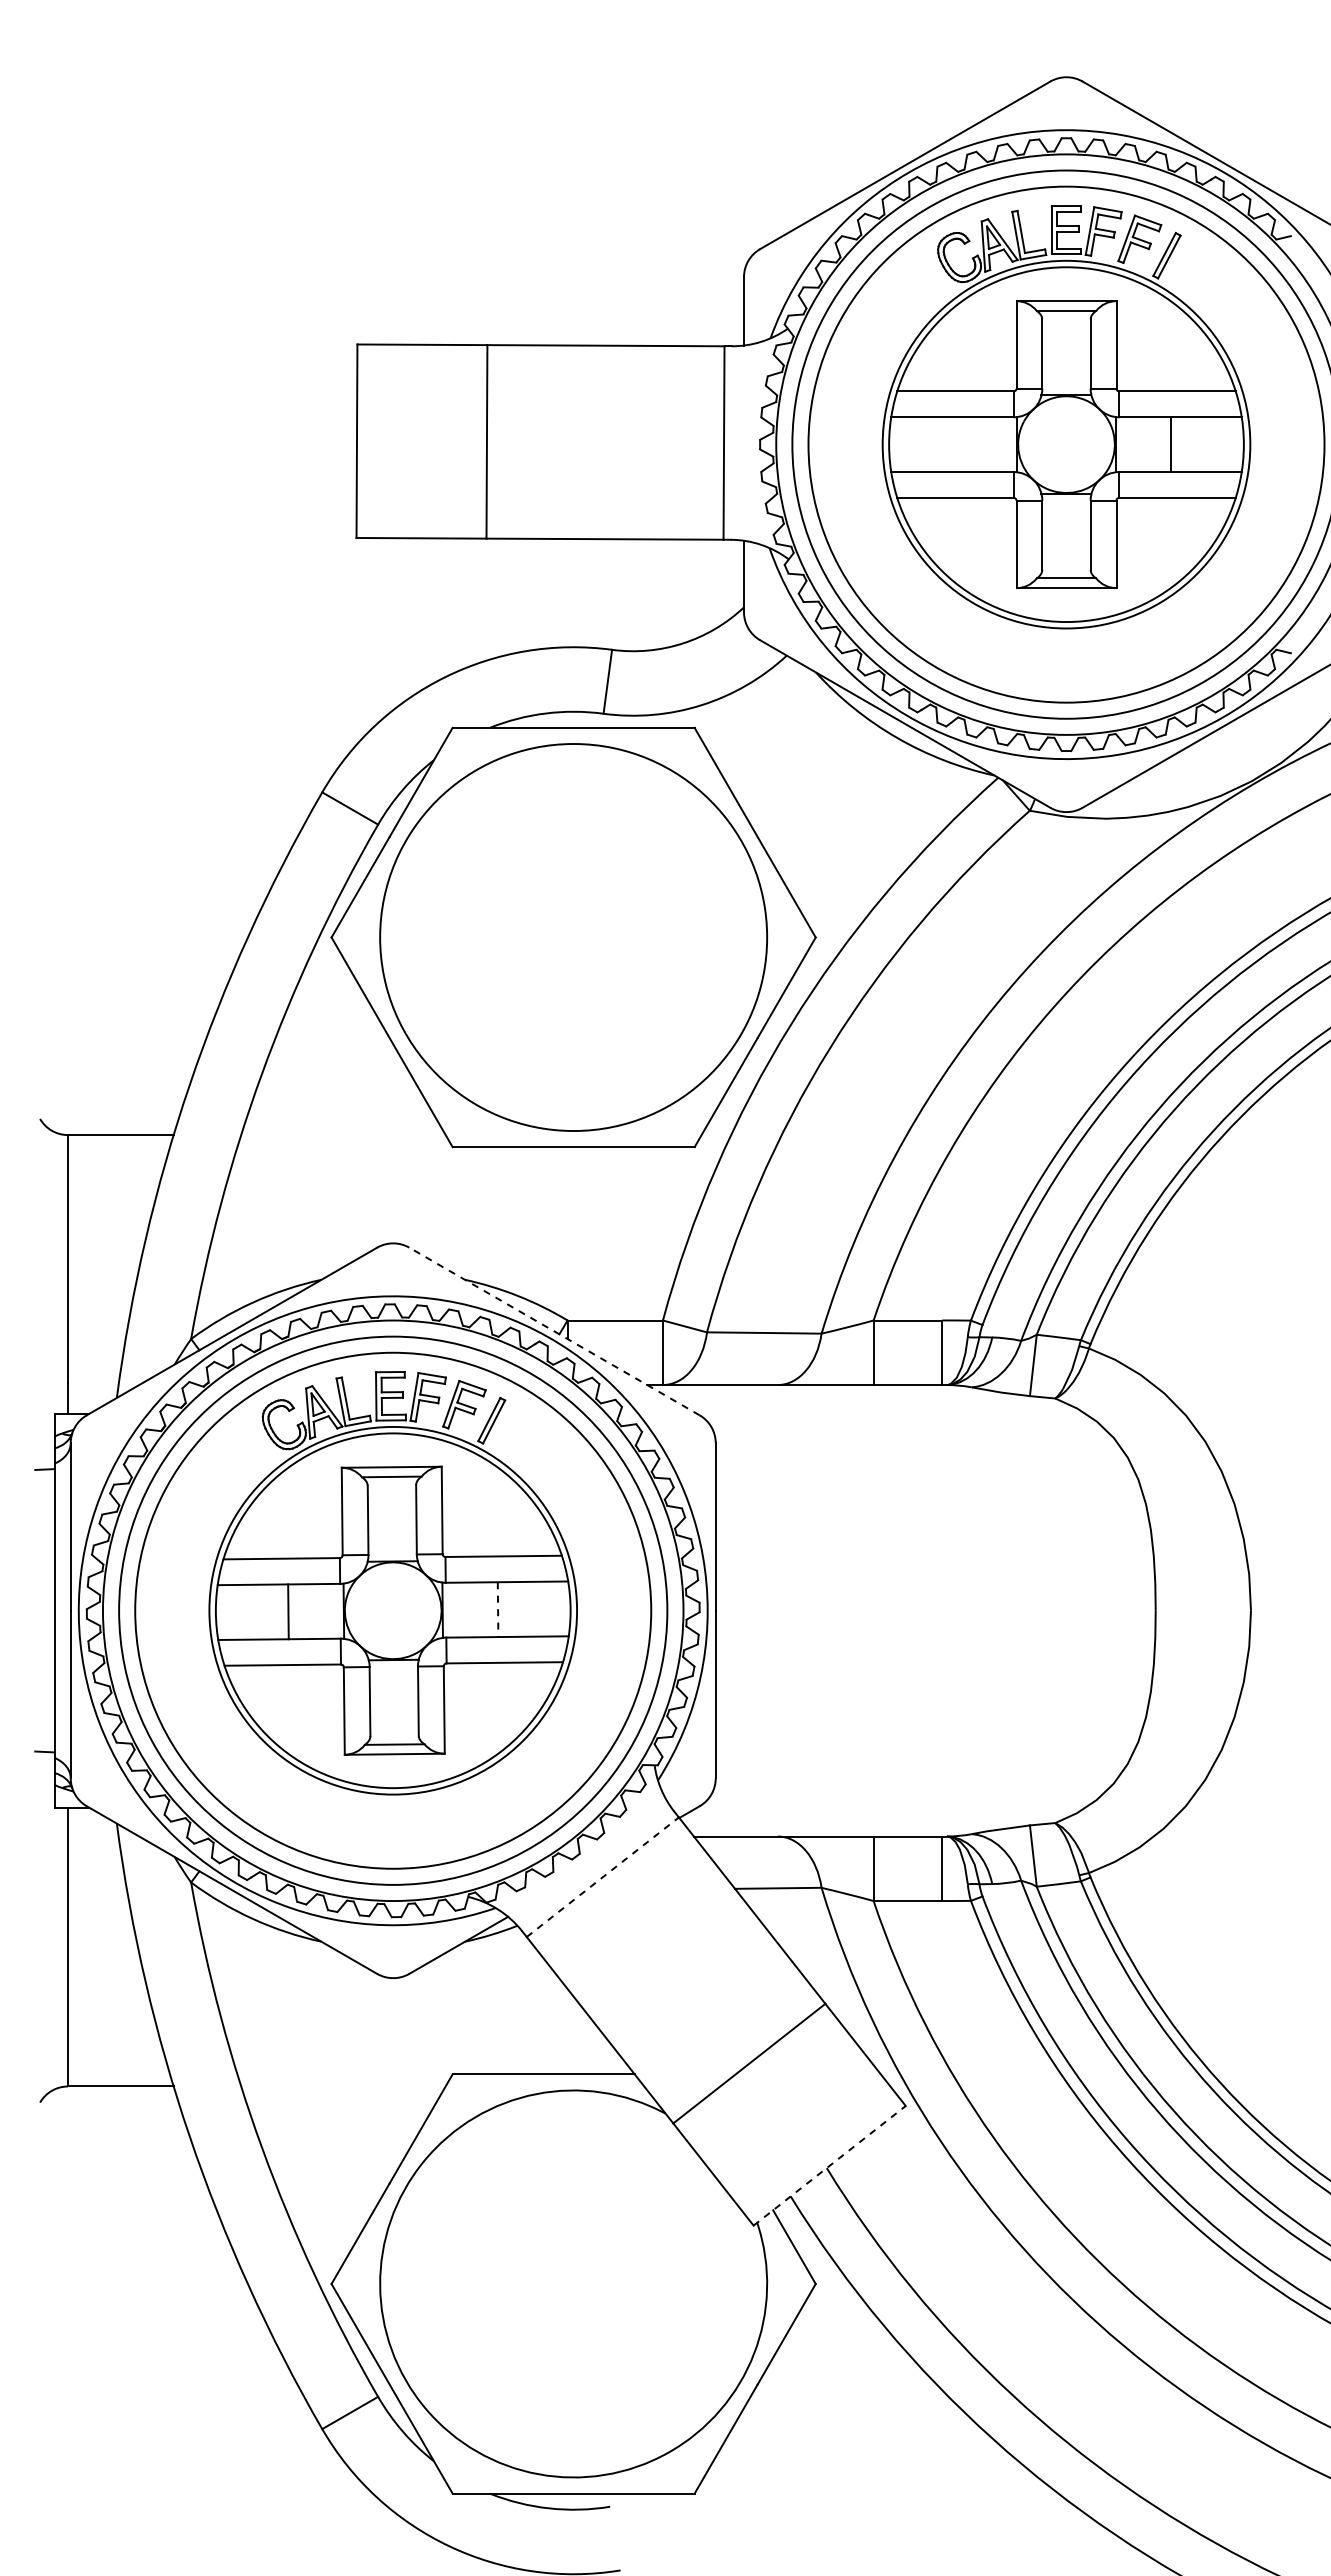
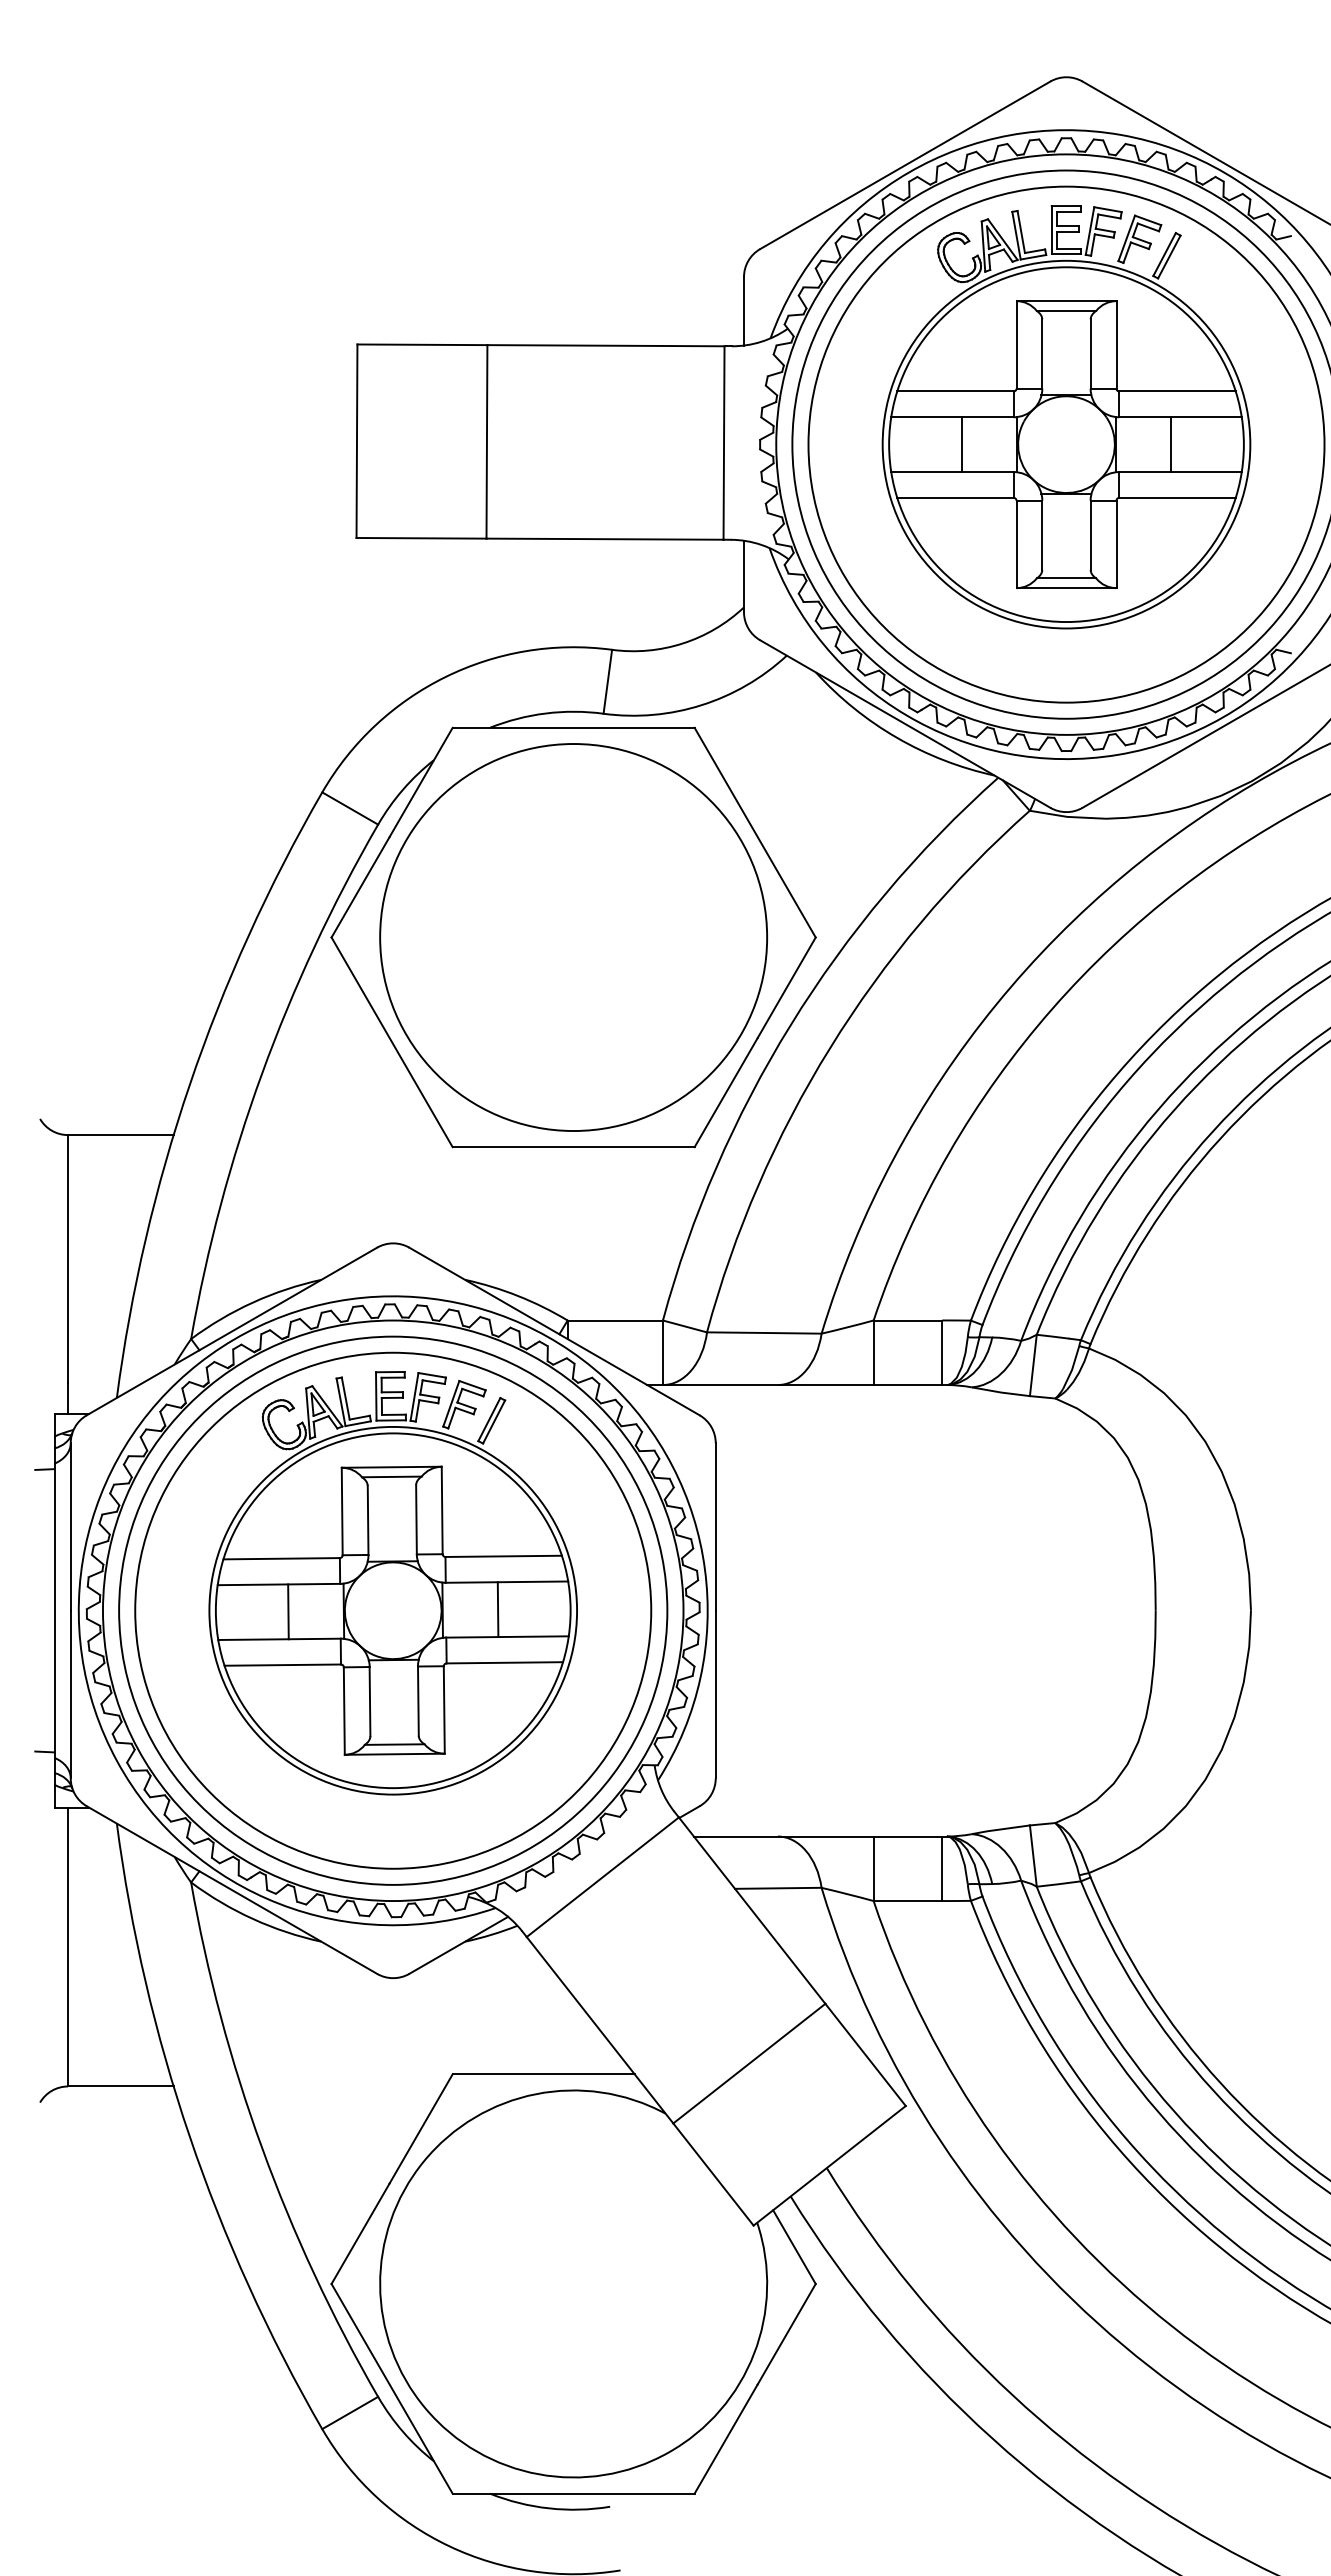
line: none -> present (961, 444)
line: dashed -> solid (554, 1331)
line: dashed -> solid (498, 1610)
line: dashed -> solid (602, 1877)
line: dashed -> solid (829, 2165)
